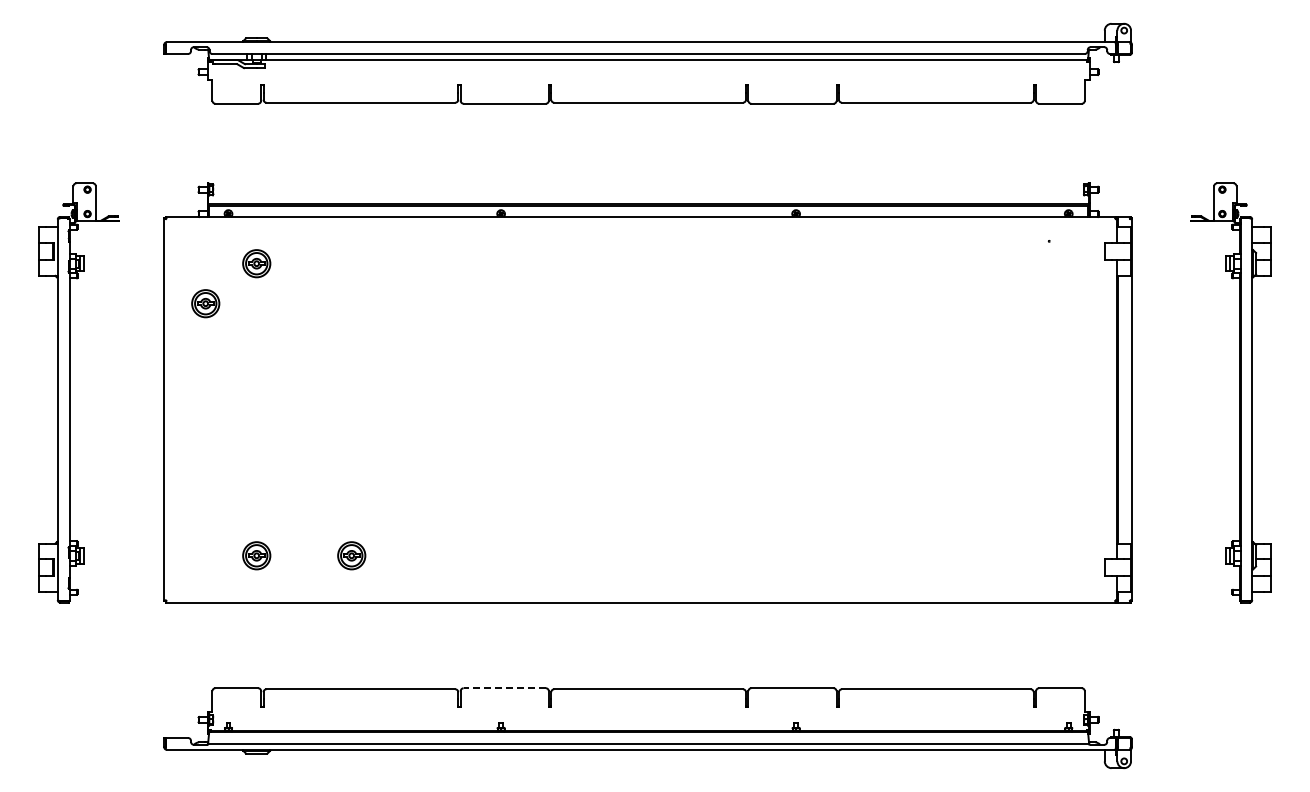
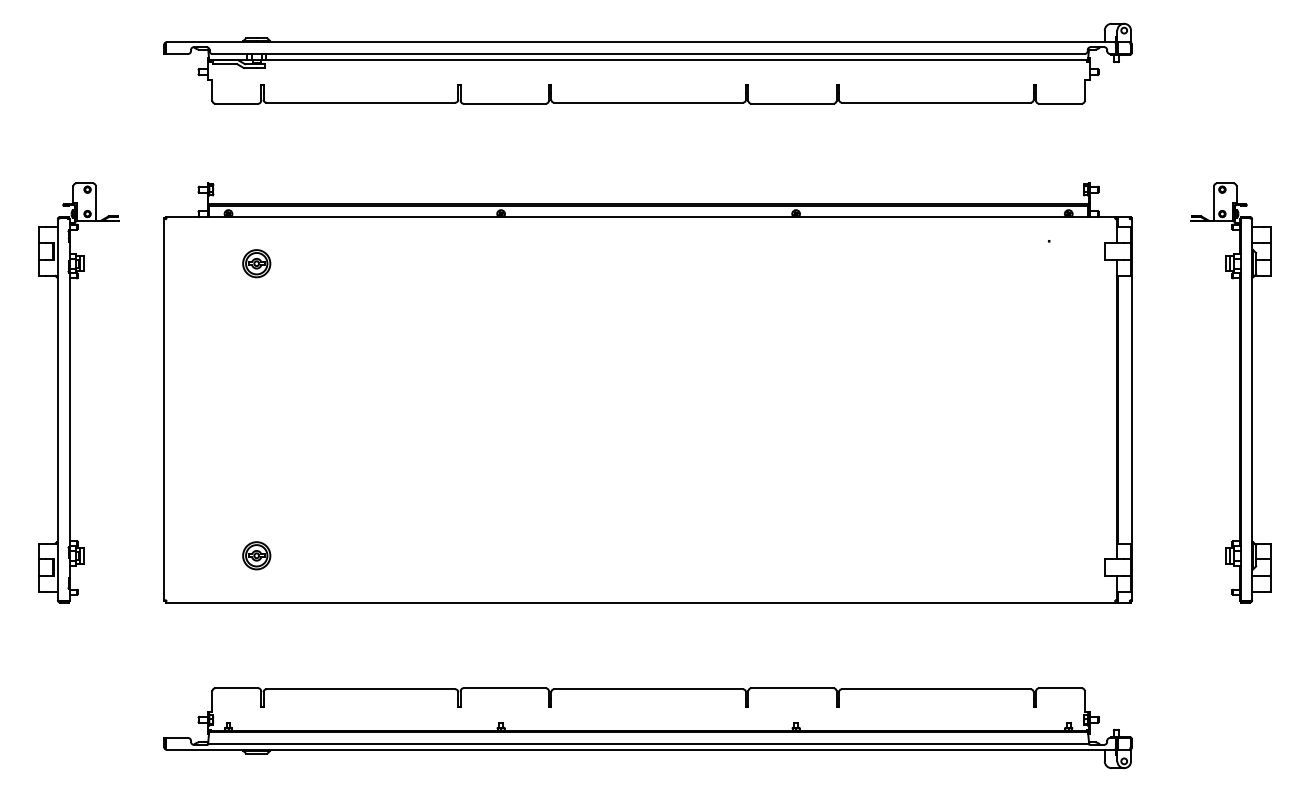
part: present -> none (205, 303)
part: present -> none (351, 555)
line: dashed -> solid (504, 688)
